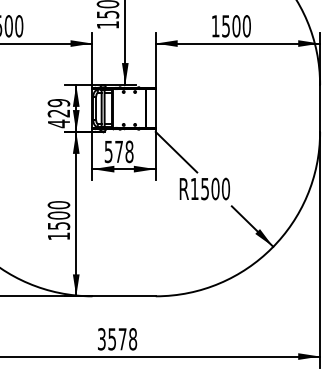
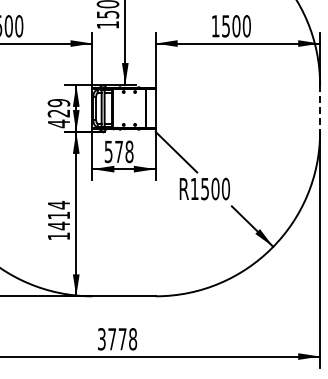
line: solid -> dashed (320, 108)
text: 1500 -> 1414 (58, 215)
text: 3578 -> 3778 (111, 339)
